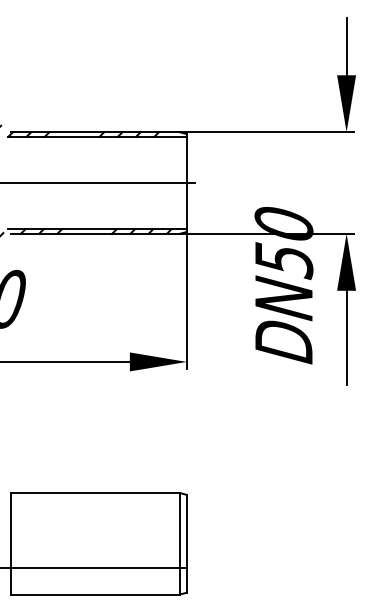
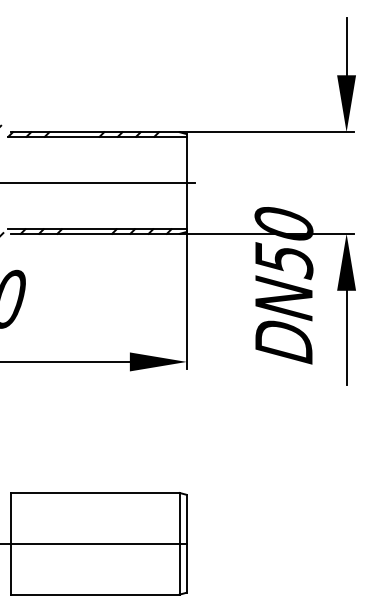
line position: (94, 567) -> (94, 543) (94, 543)
